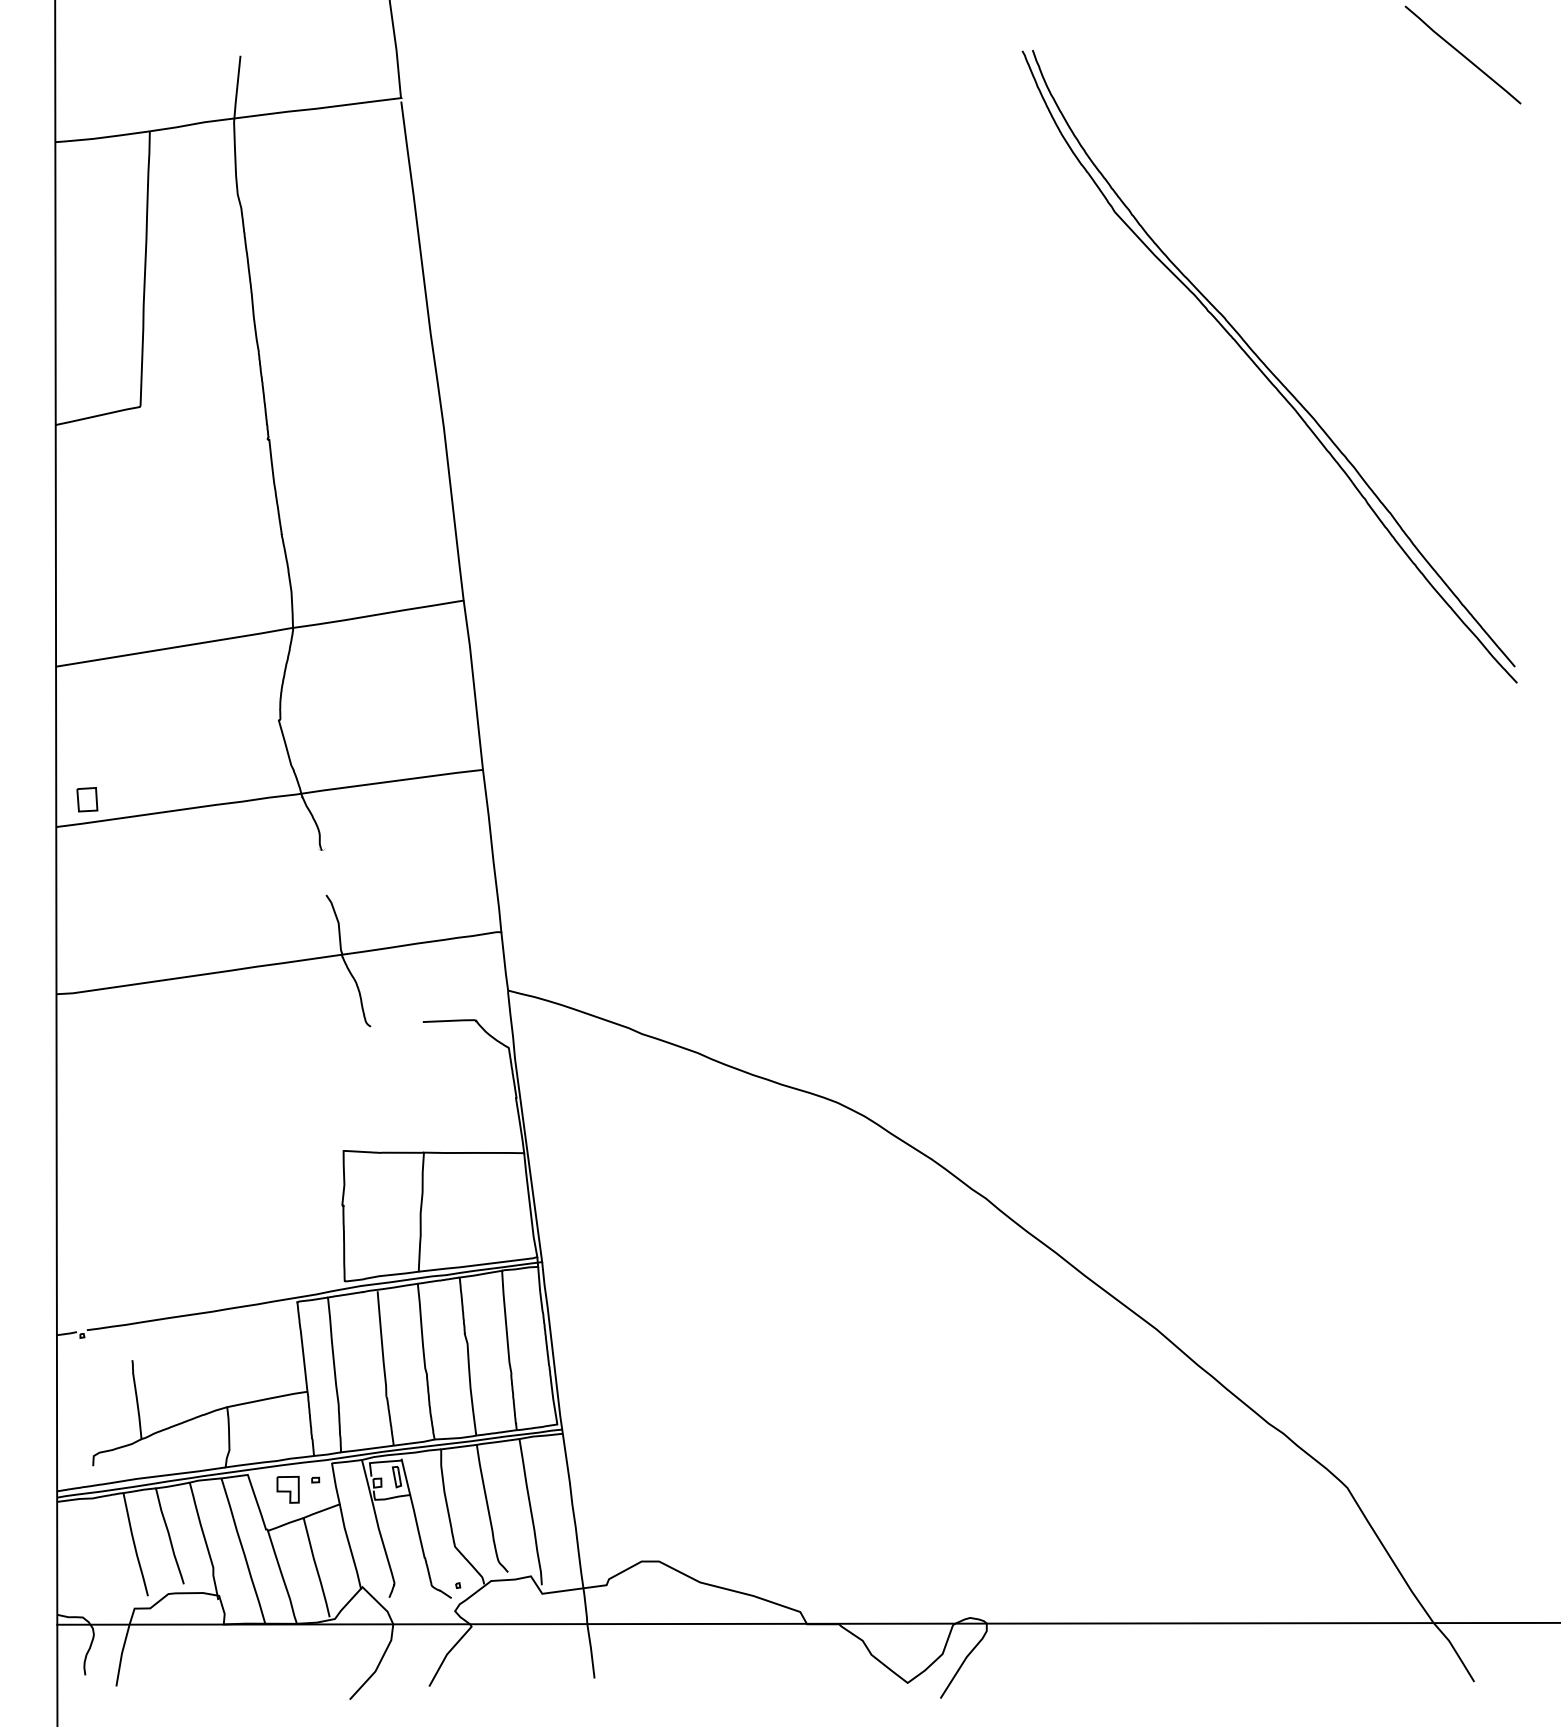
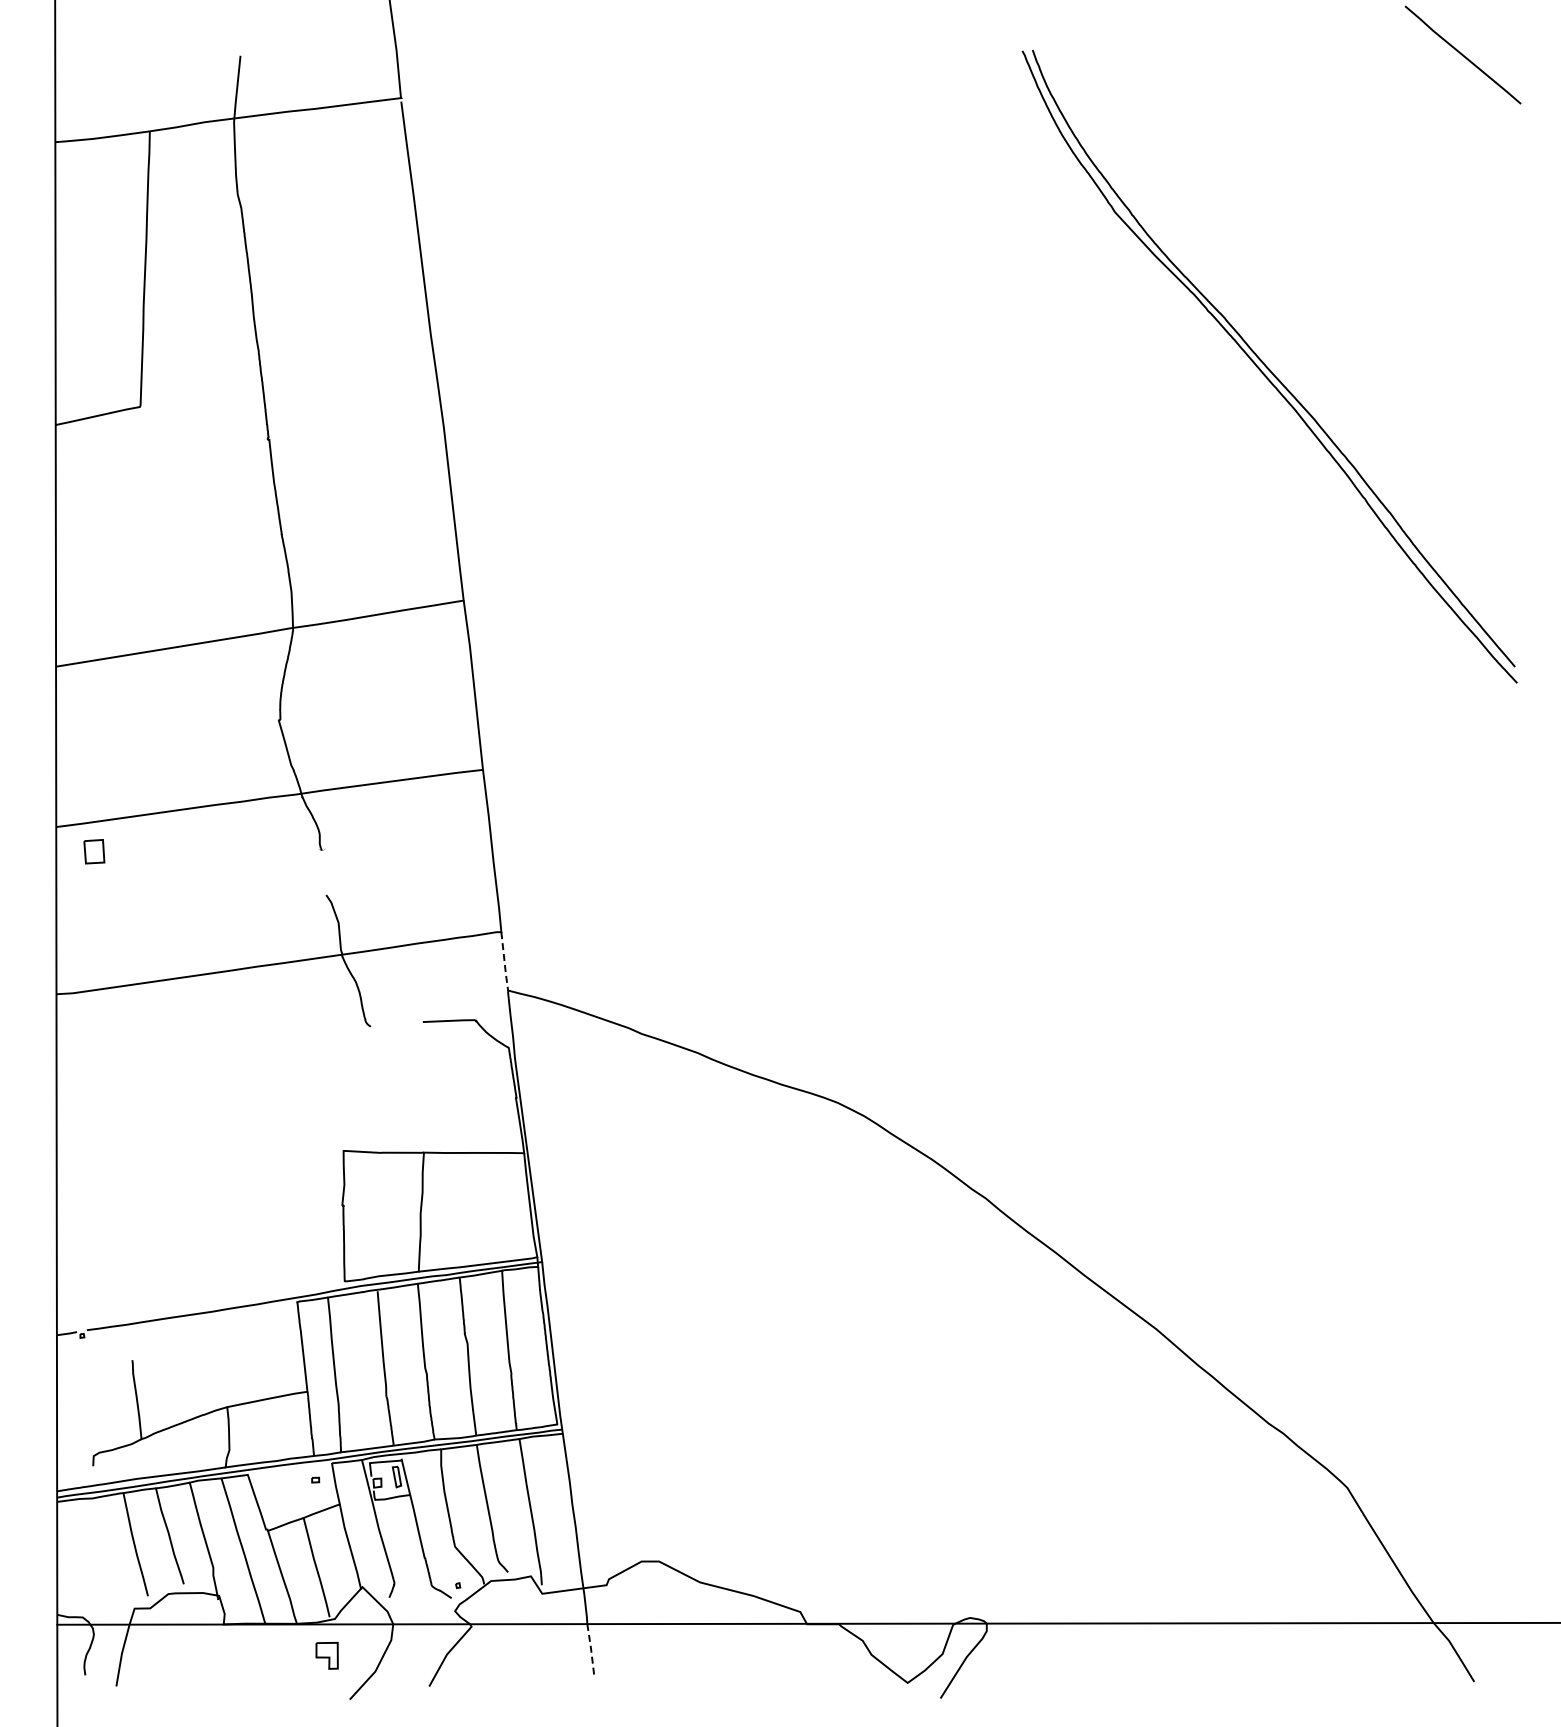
part position: (87, 799) -> (94, 851) (94, 851)
line: solid -> dashed (504, 961)
part position: (287, 1489) -> (326, 1655) (326, 1655)
line: solid -> dashed (591, 1650)
